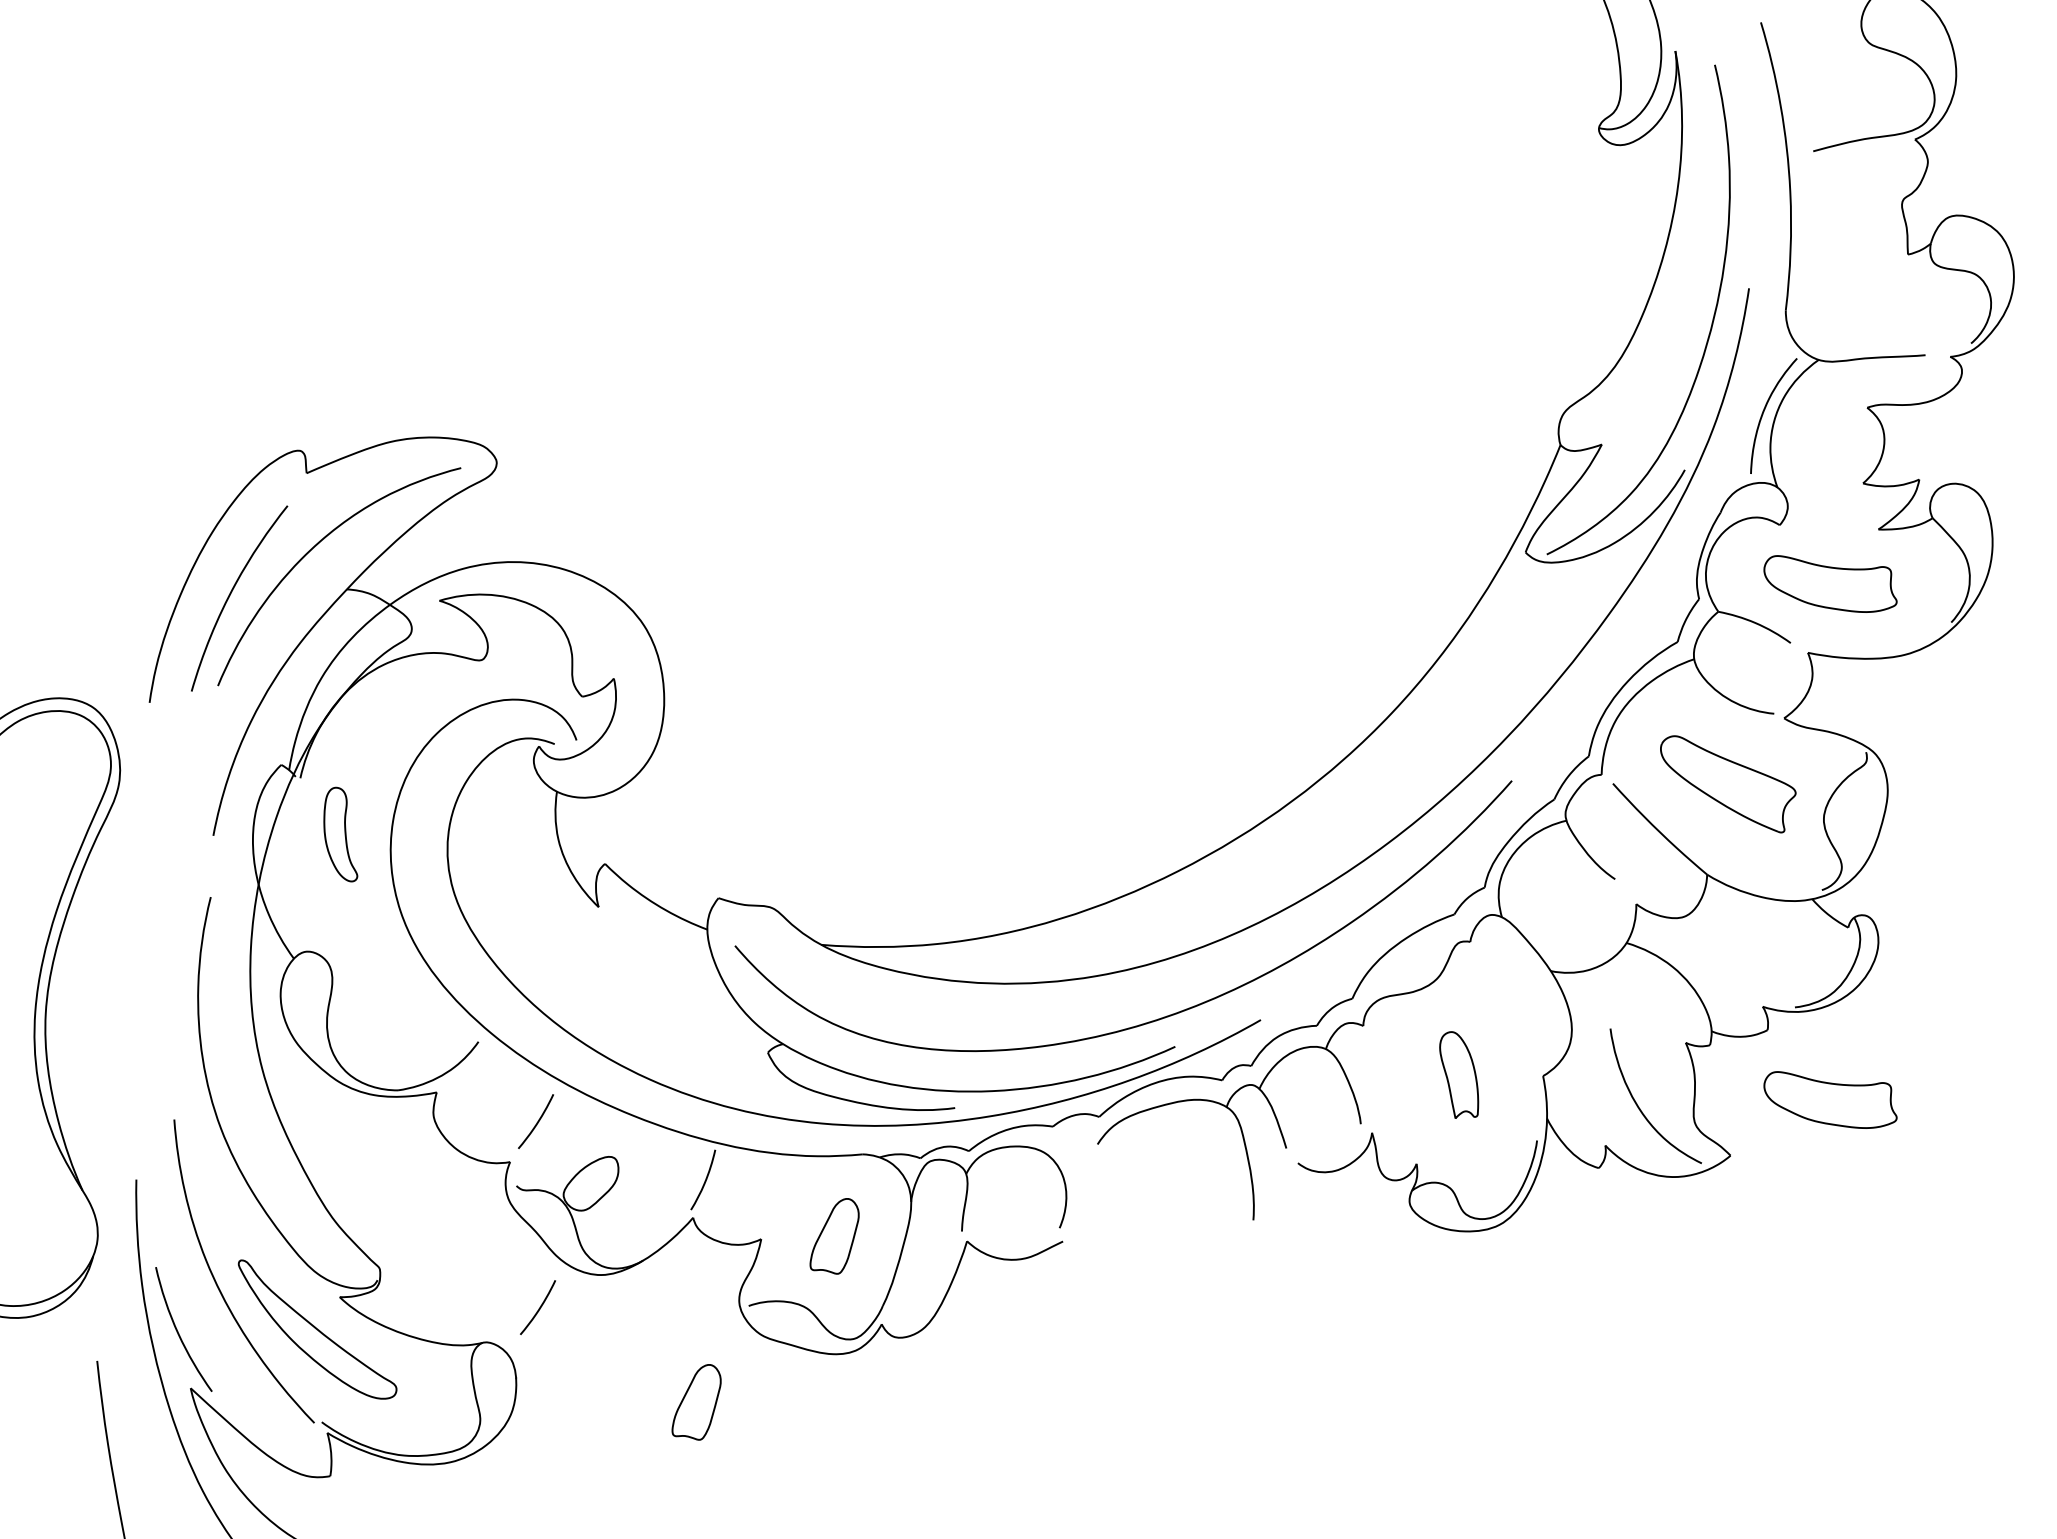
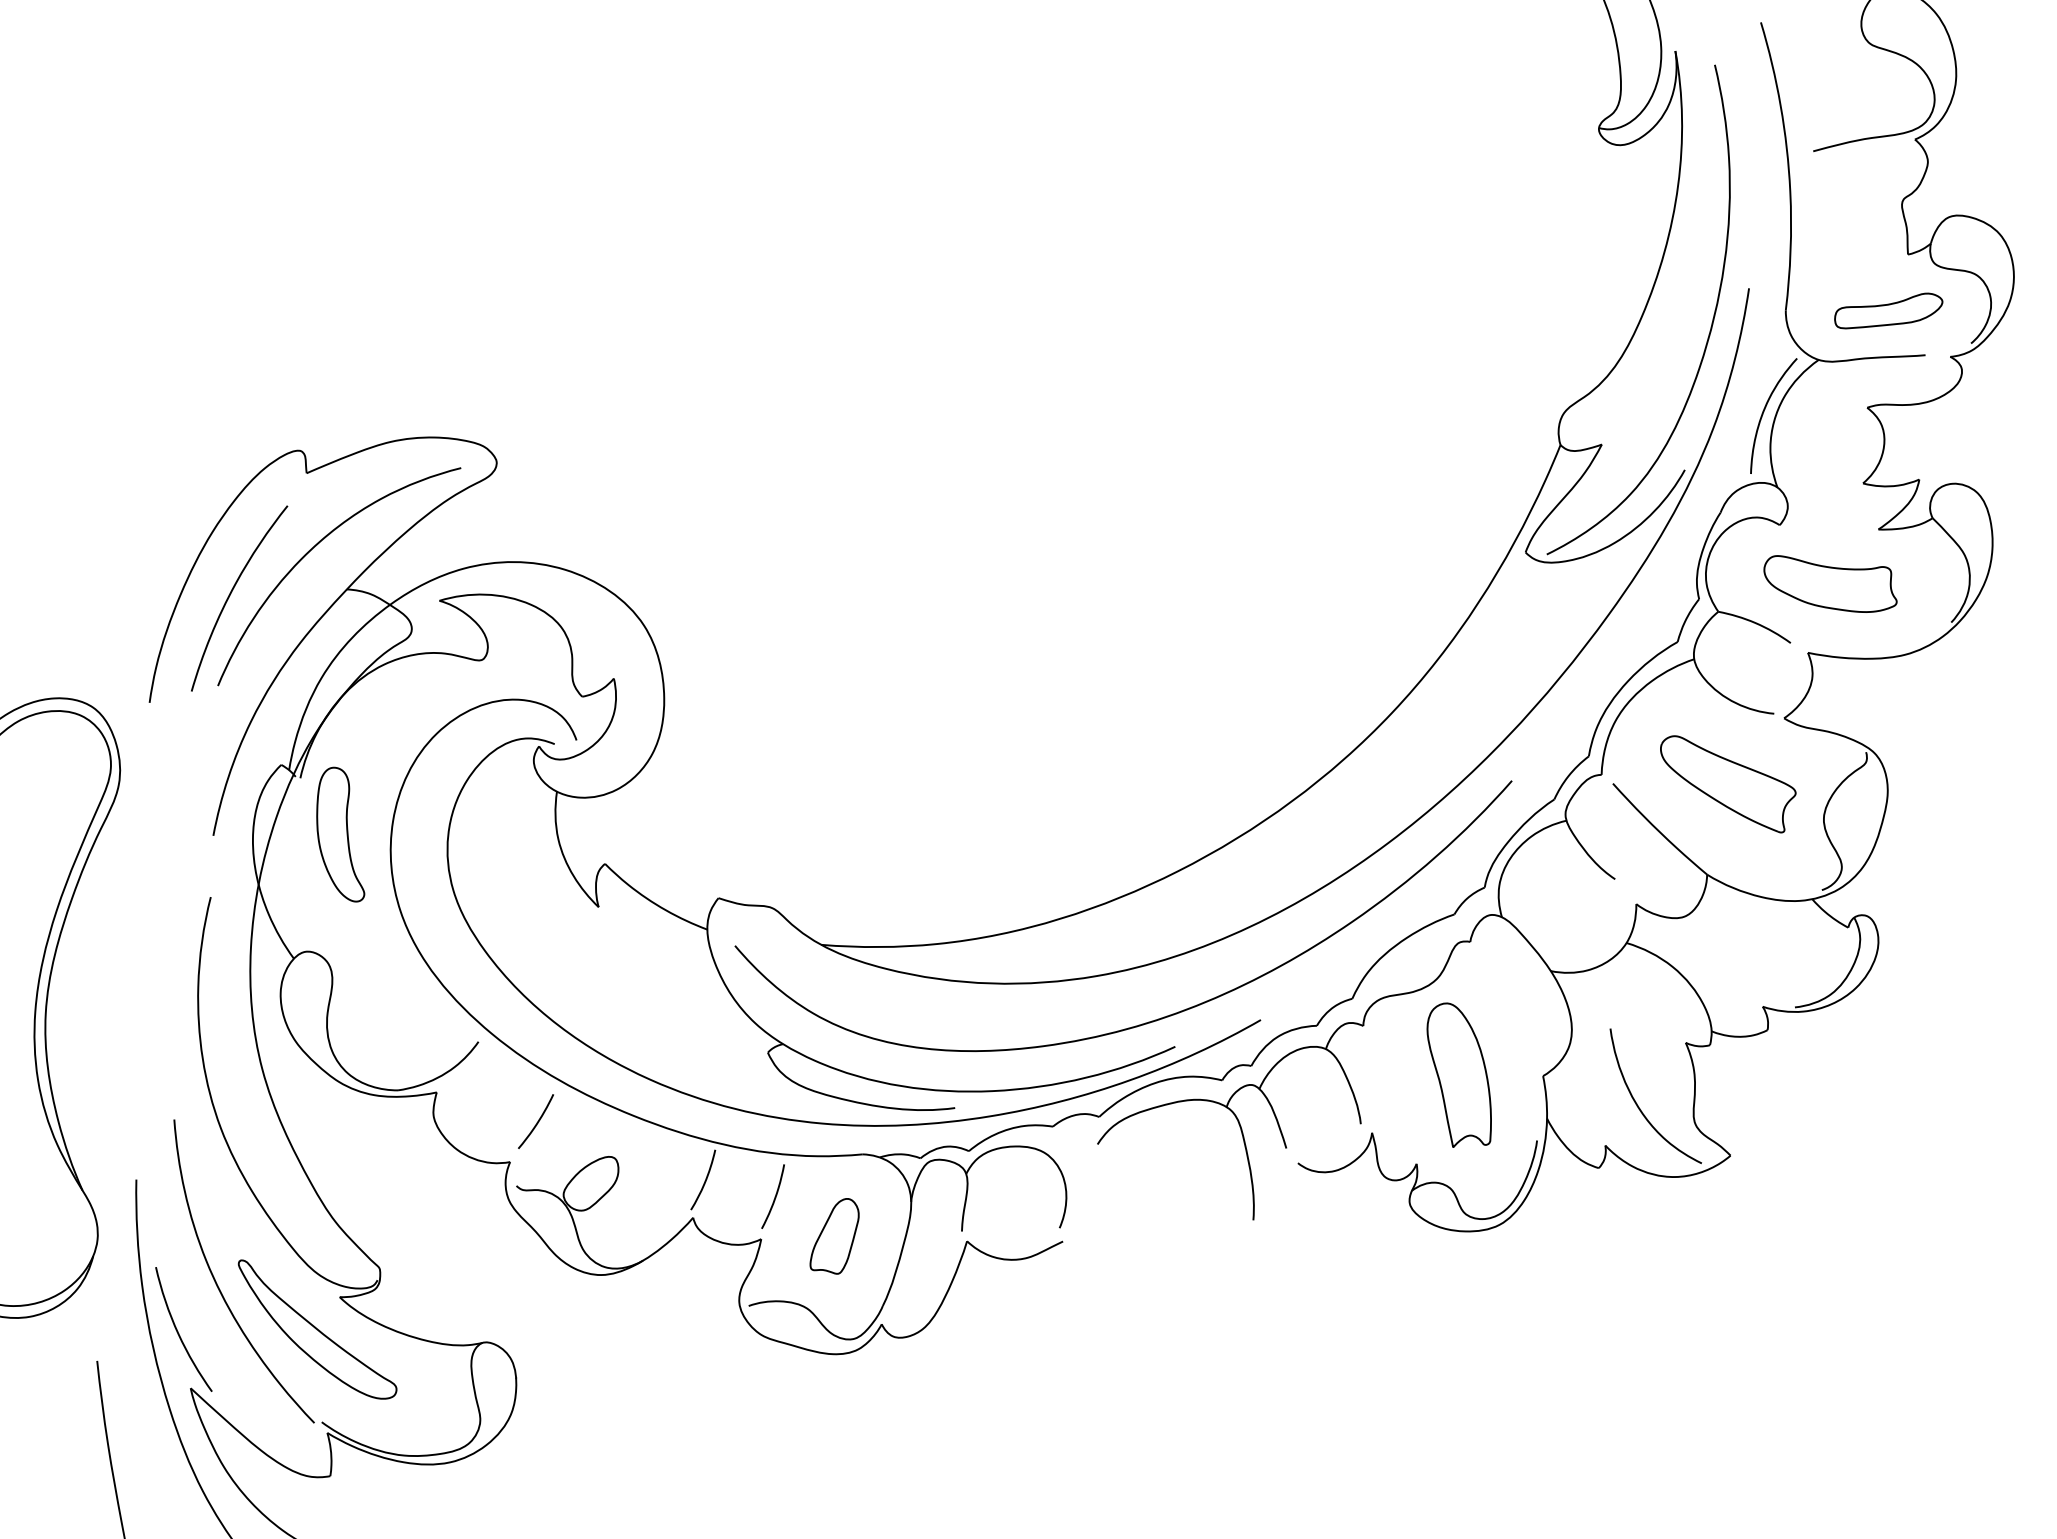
part: none -> present (1888, 310)
part size: 36x97 px -> 50x137 px (340, 834)
part size: 41x88 px -> 66x146 px (1458, 1074)
part: present -> none (1830, 1099)
curve: none -> present (774, 1196)
curve: present -> none (538, 1308)
part: present -> none (696, 1402)
